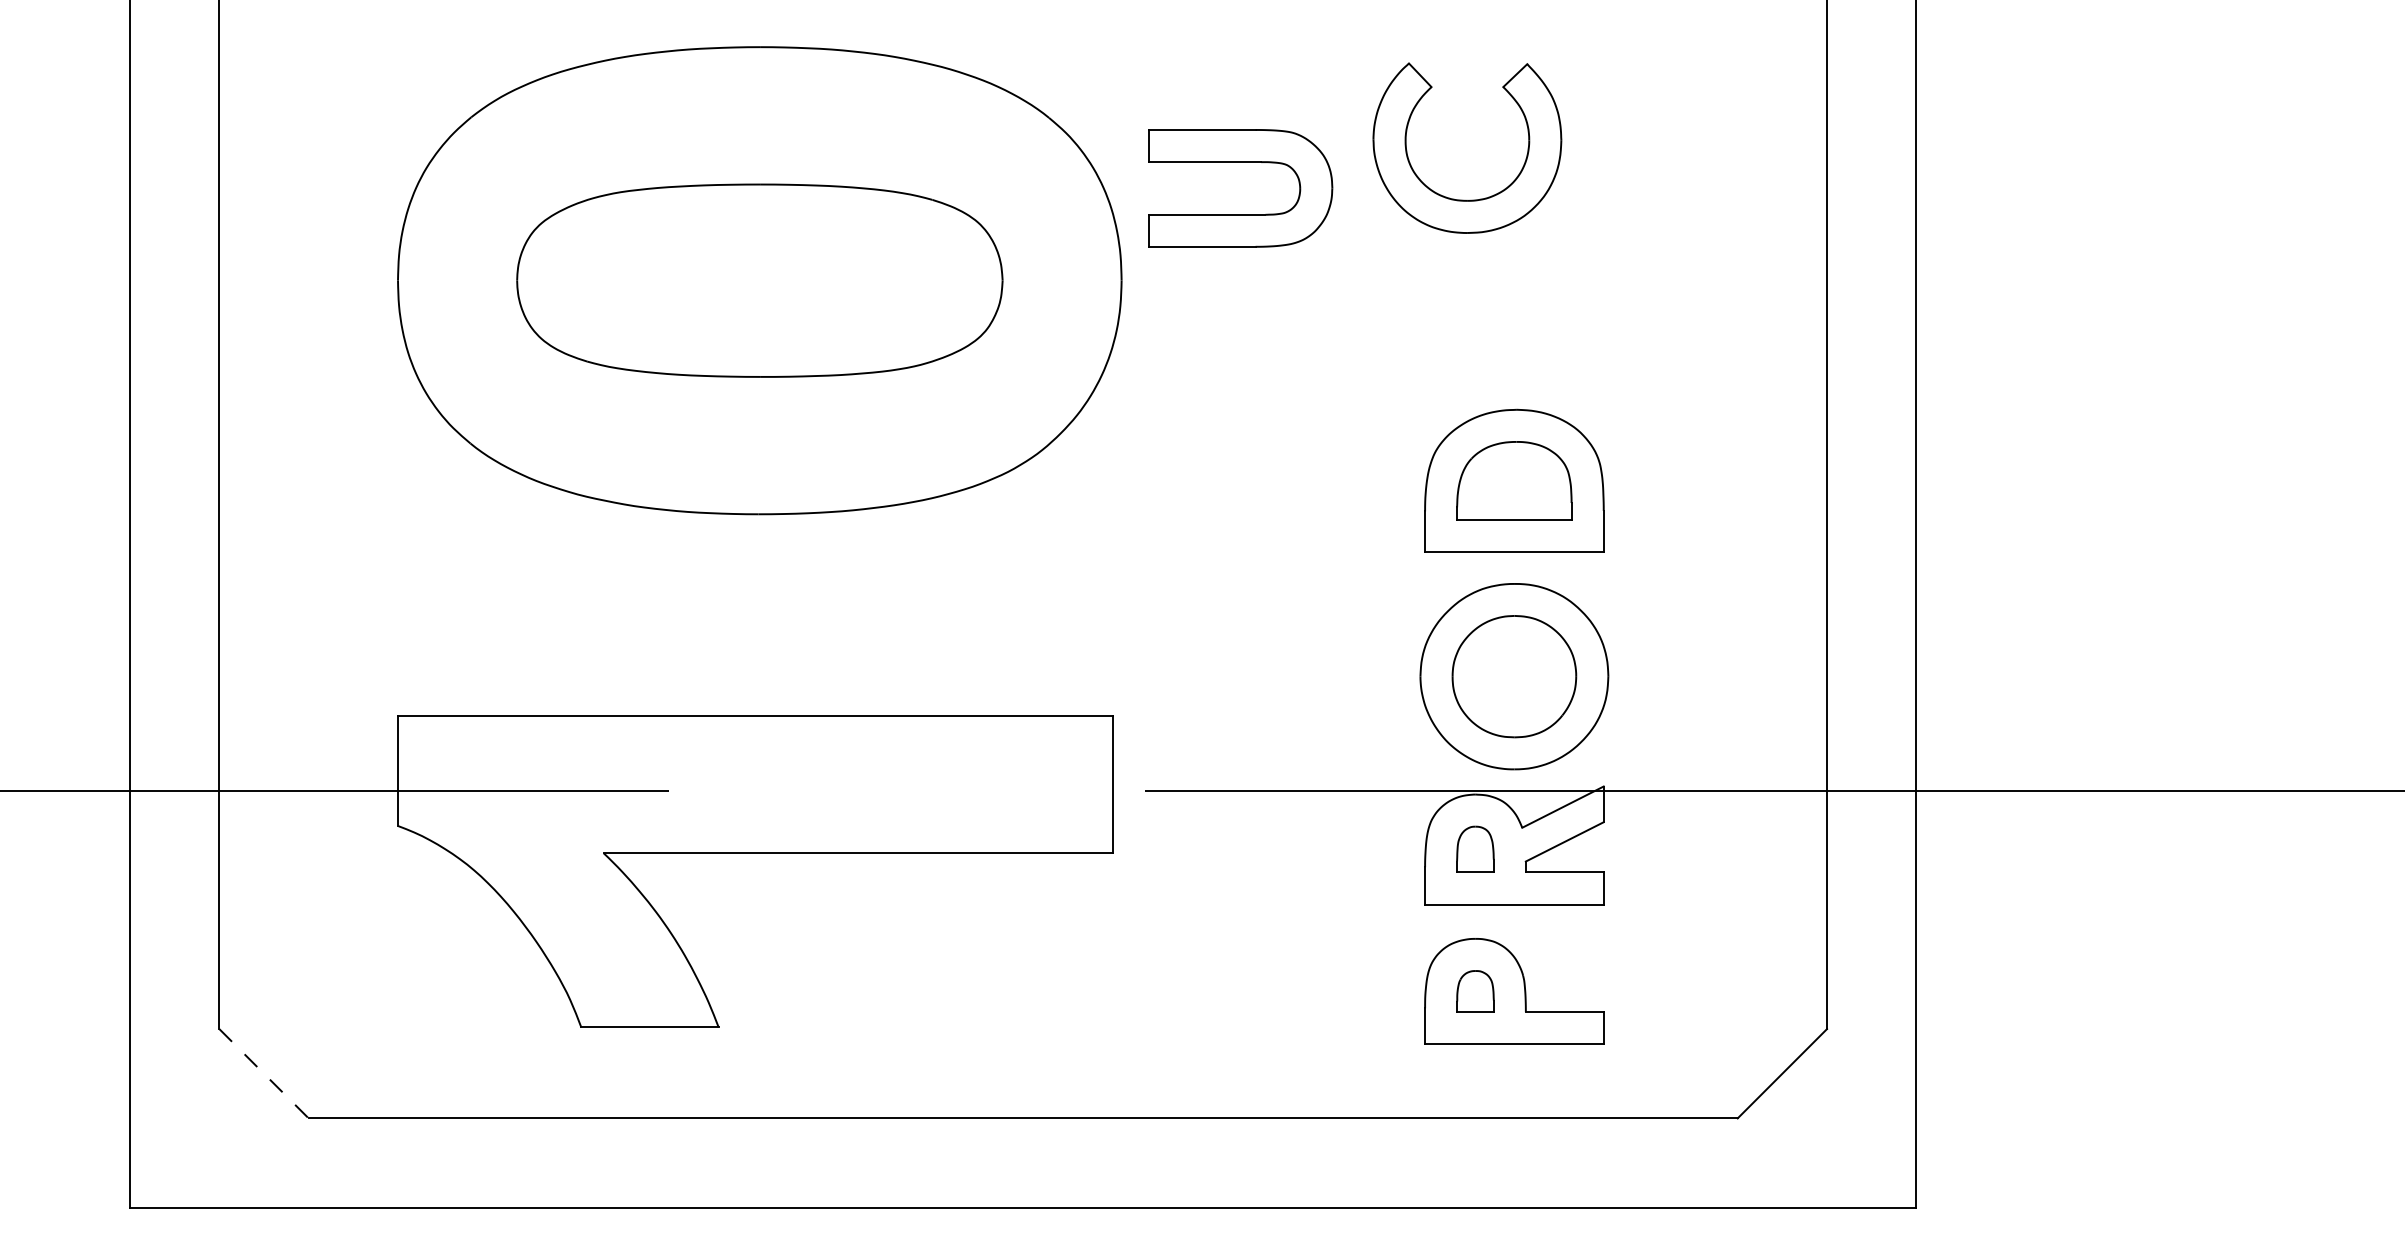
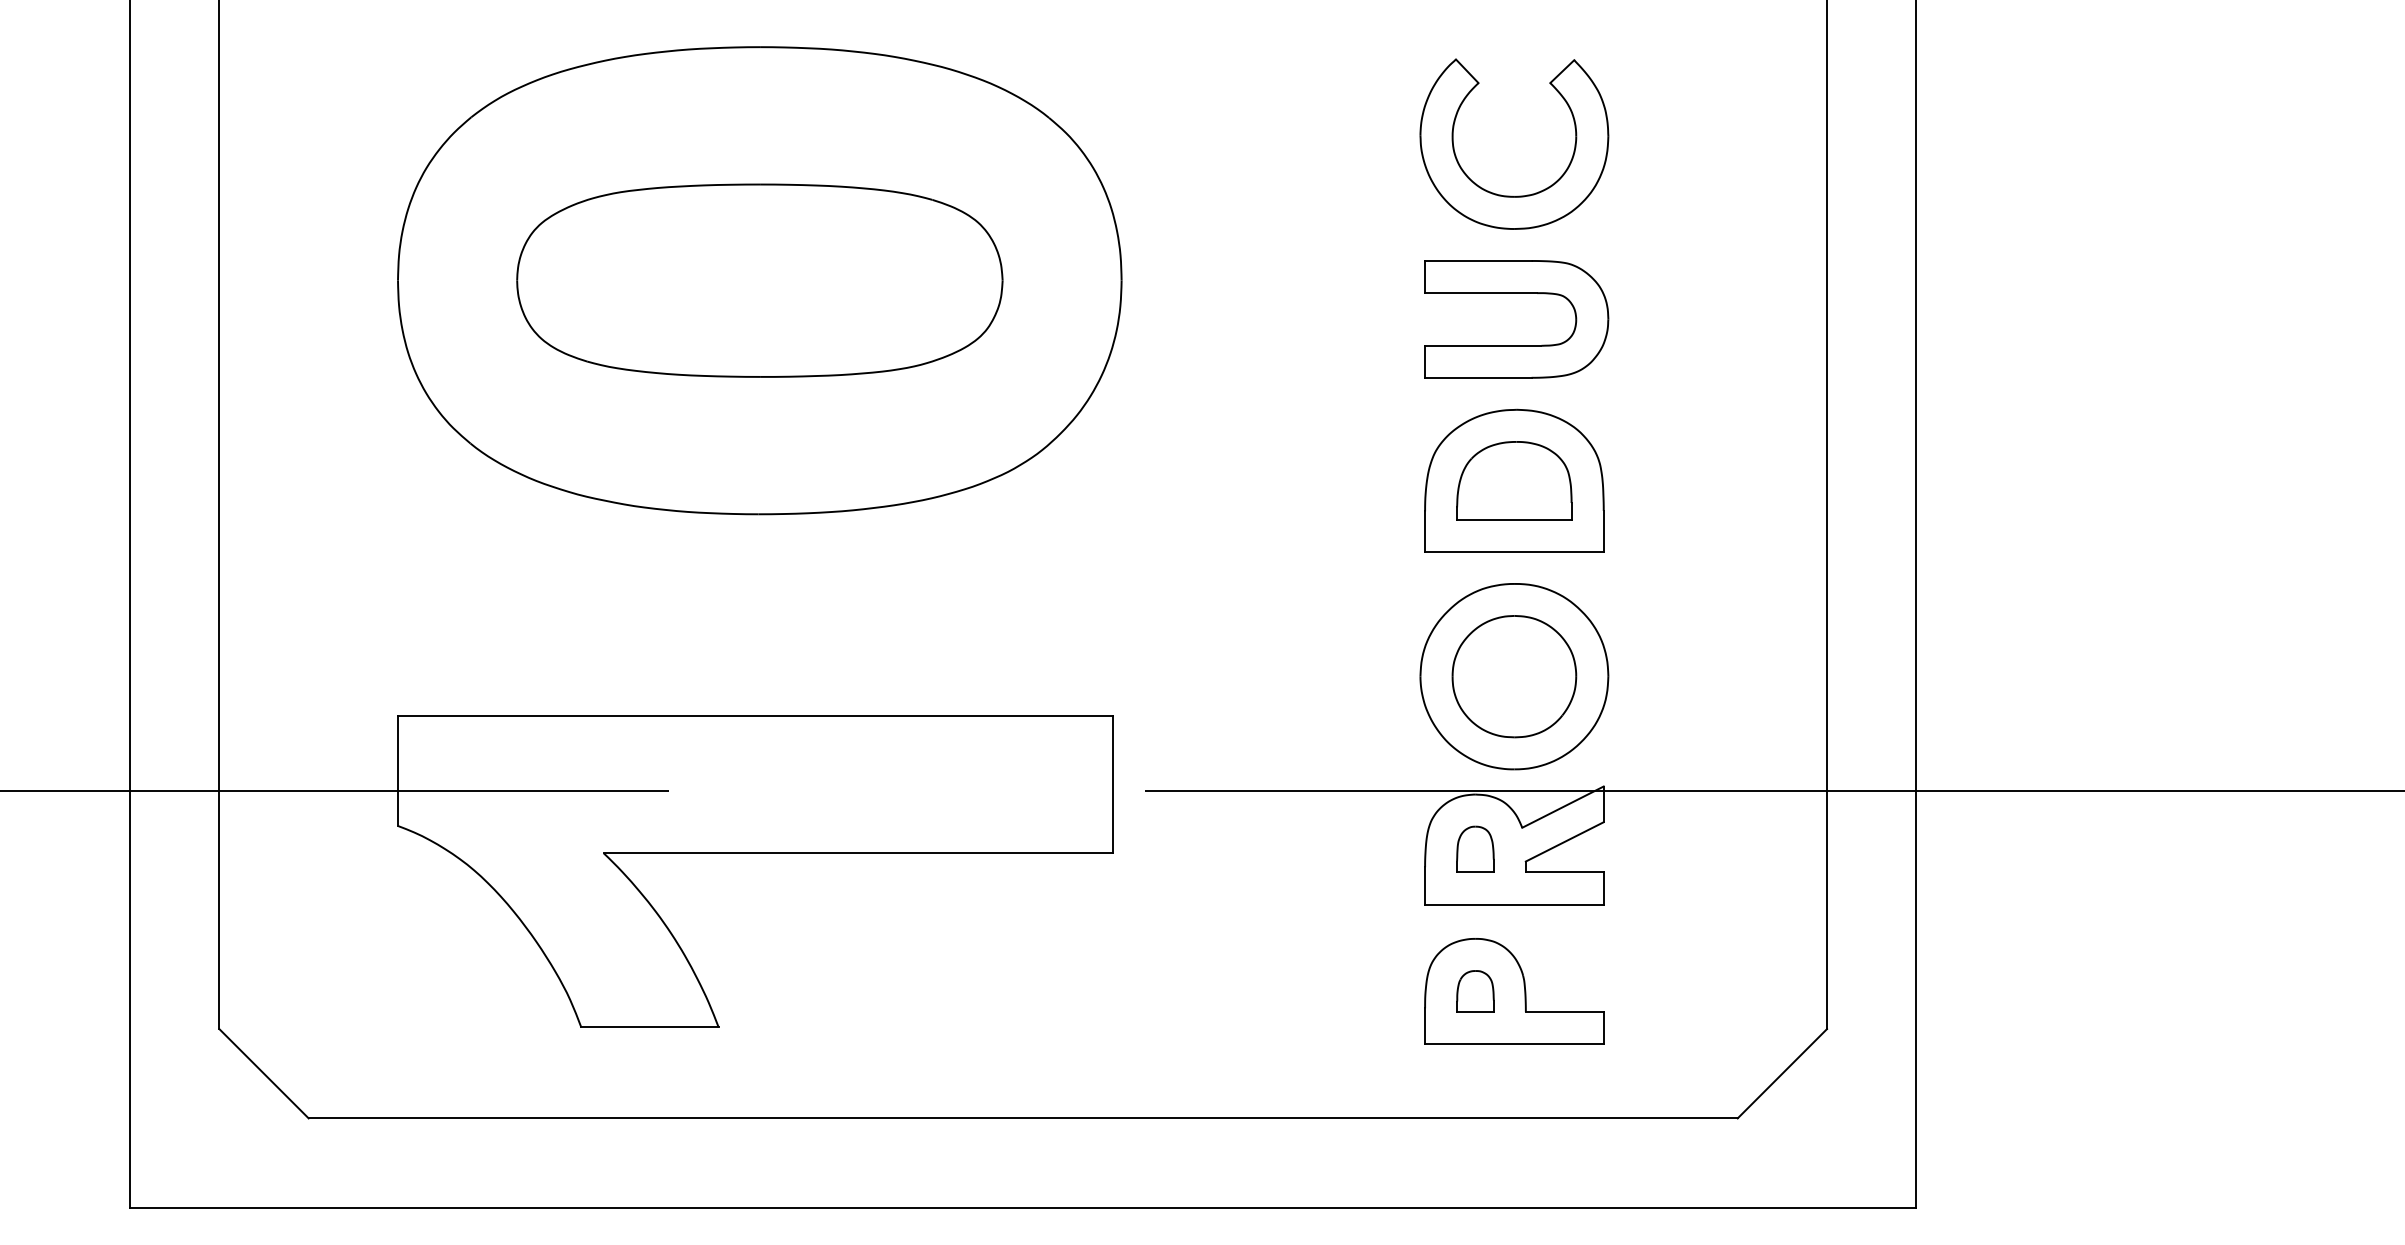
part position: (1240, 162) -> (1516, 293) (1516, 293)
part position: (1465, 199) -> (1512, 195) (1512, 195)
line: dashed -> solid (264, 1074)
